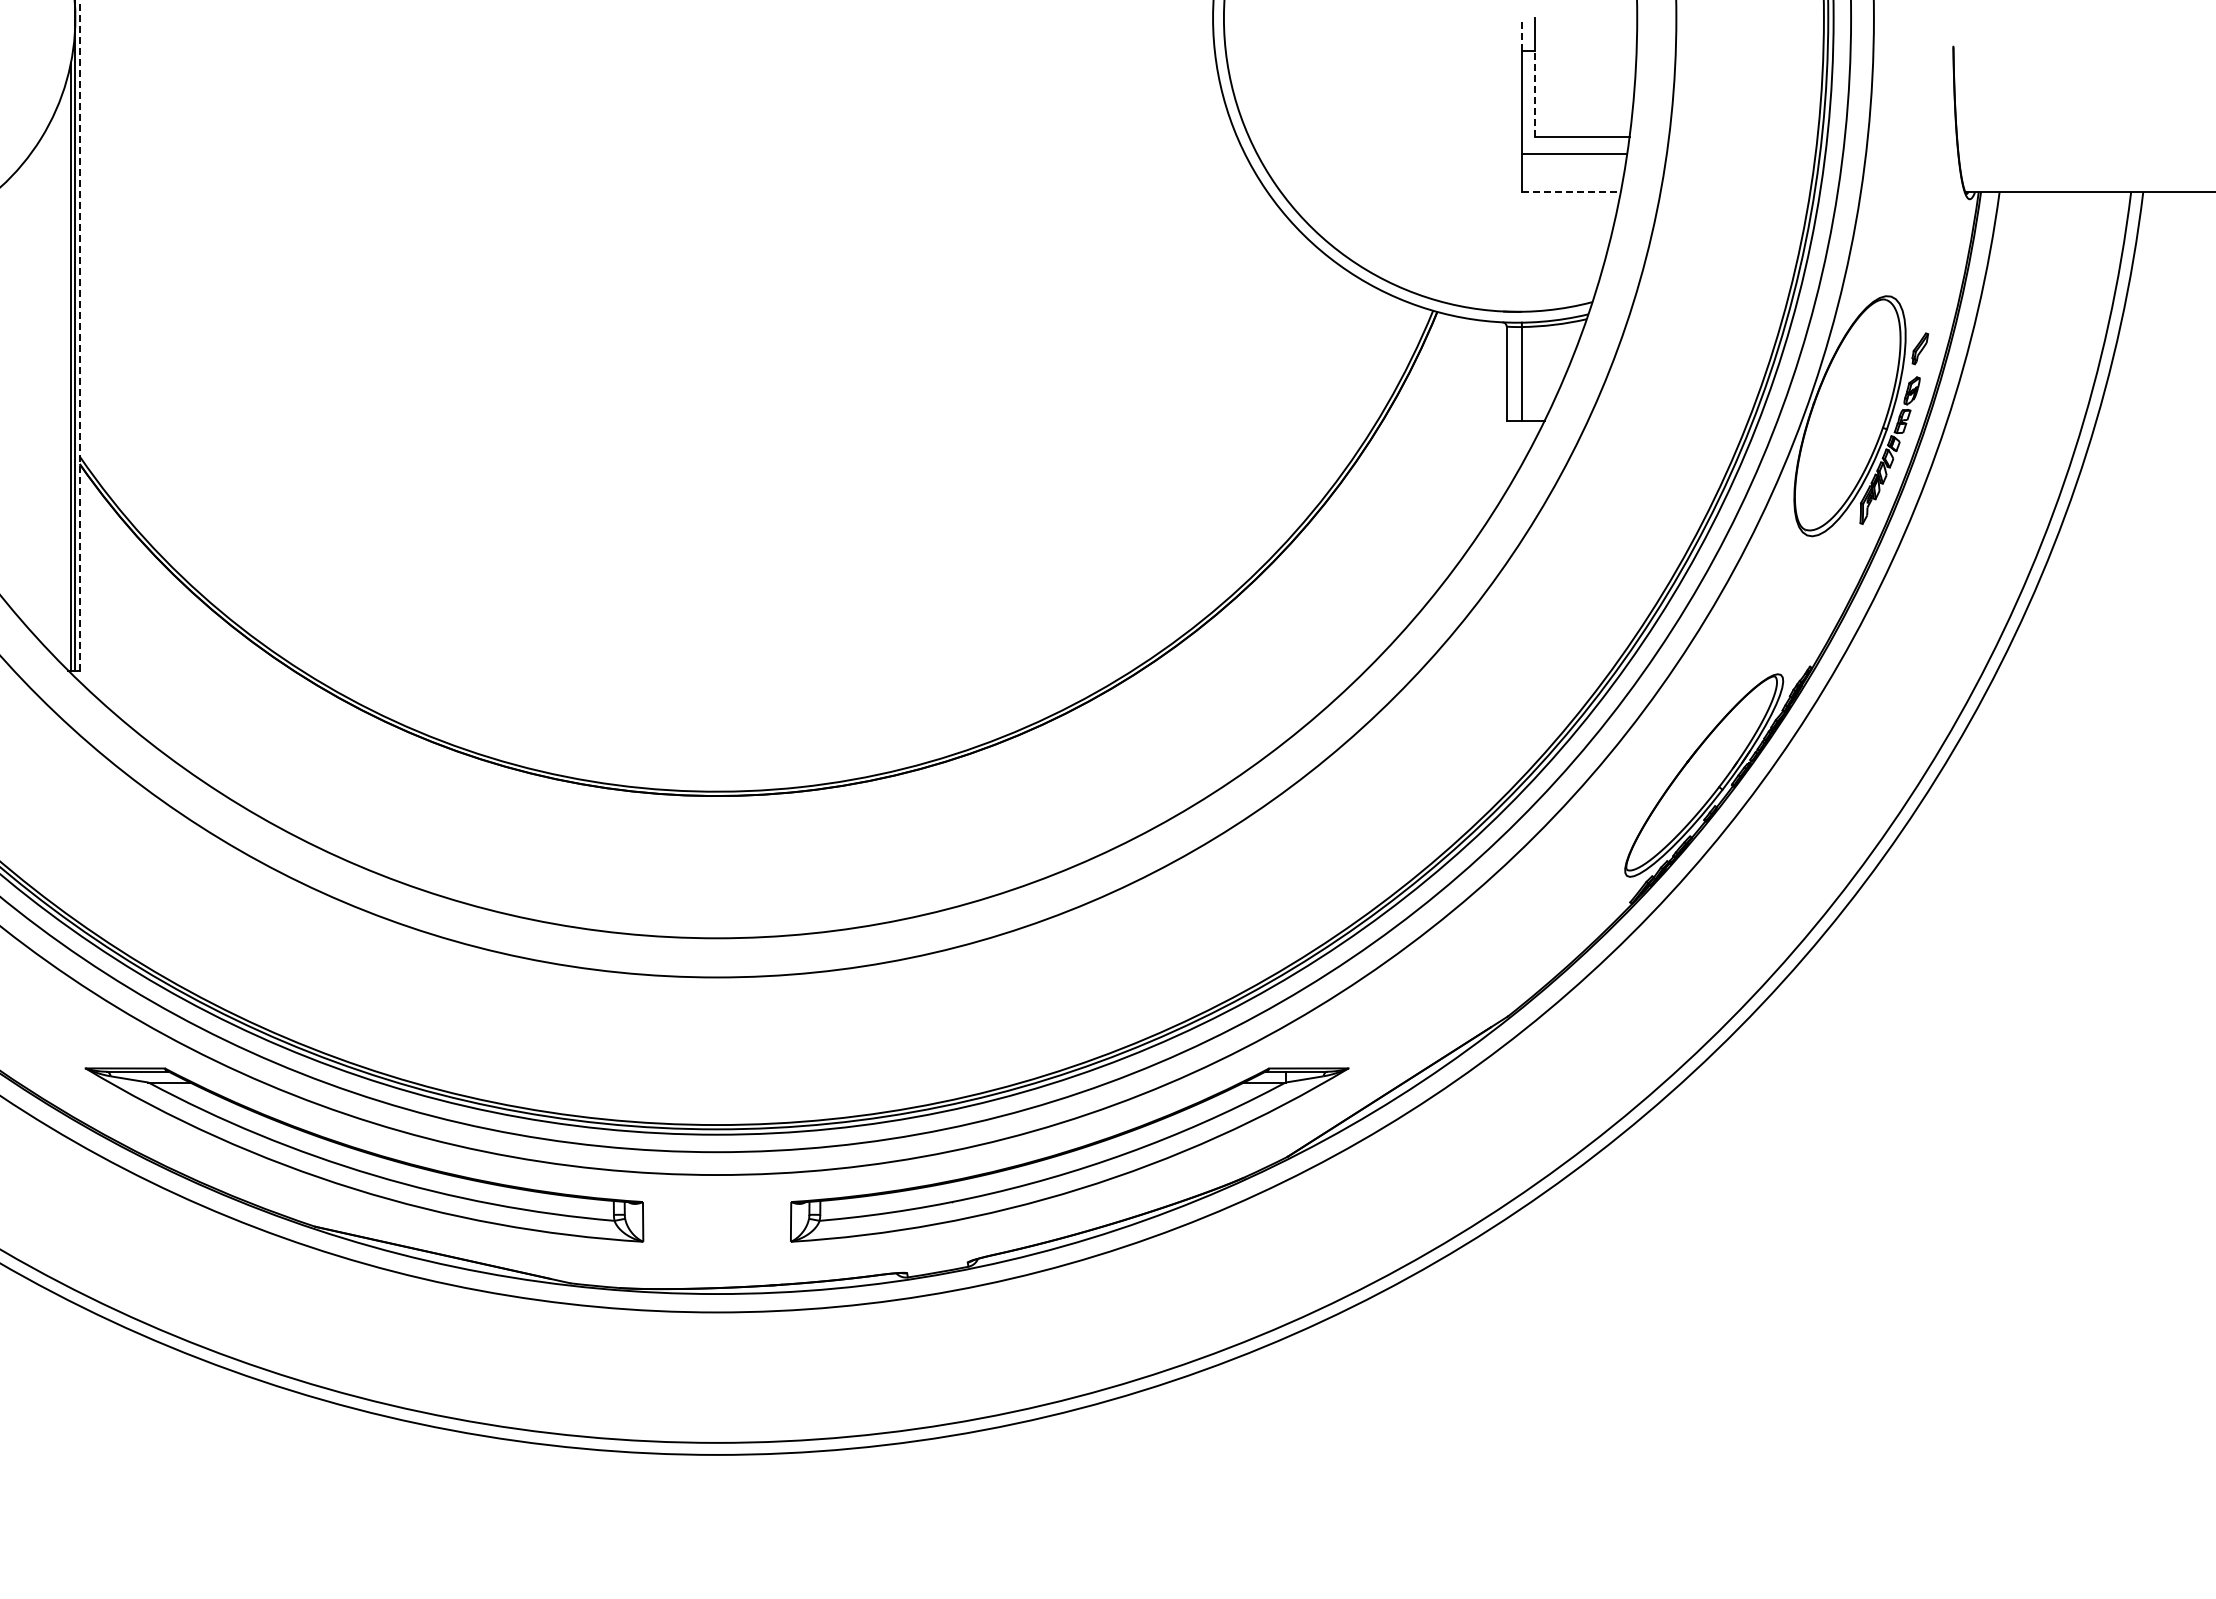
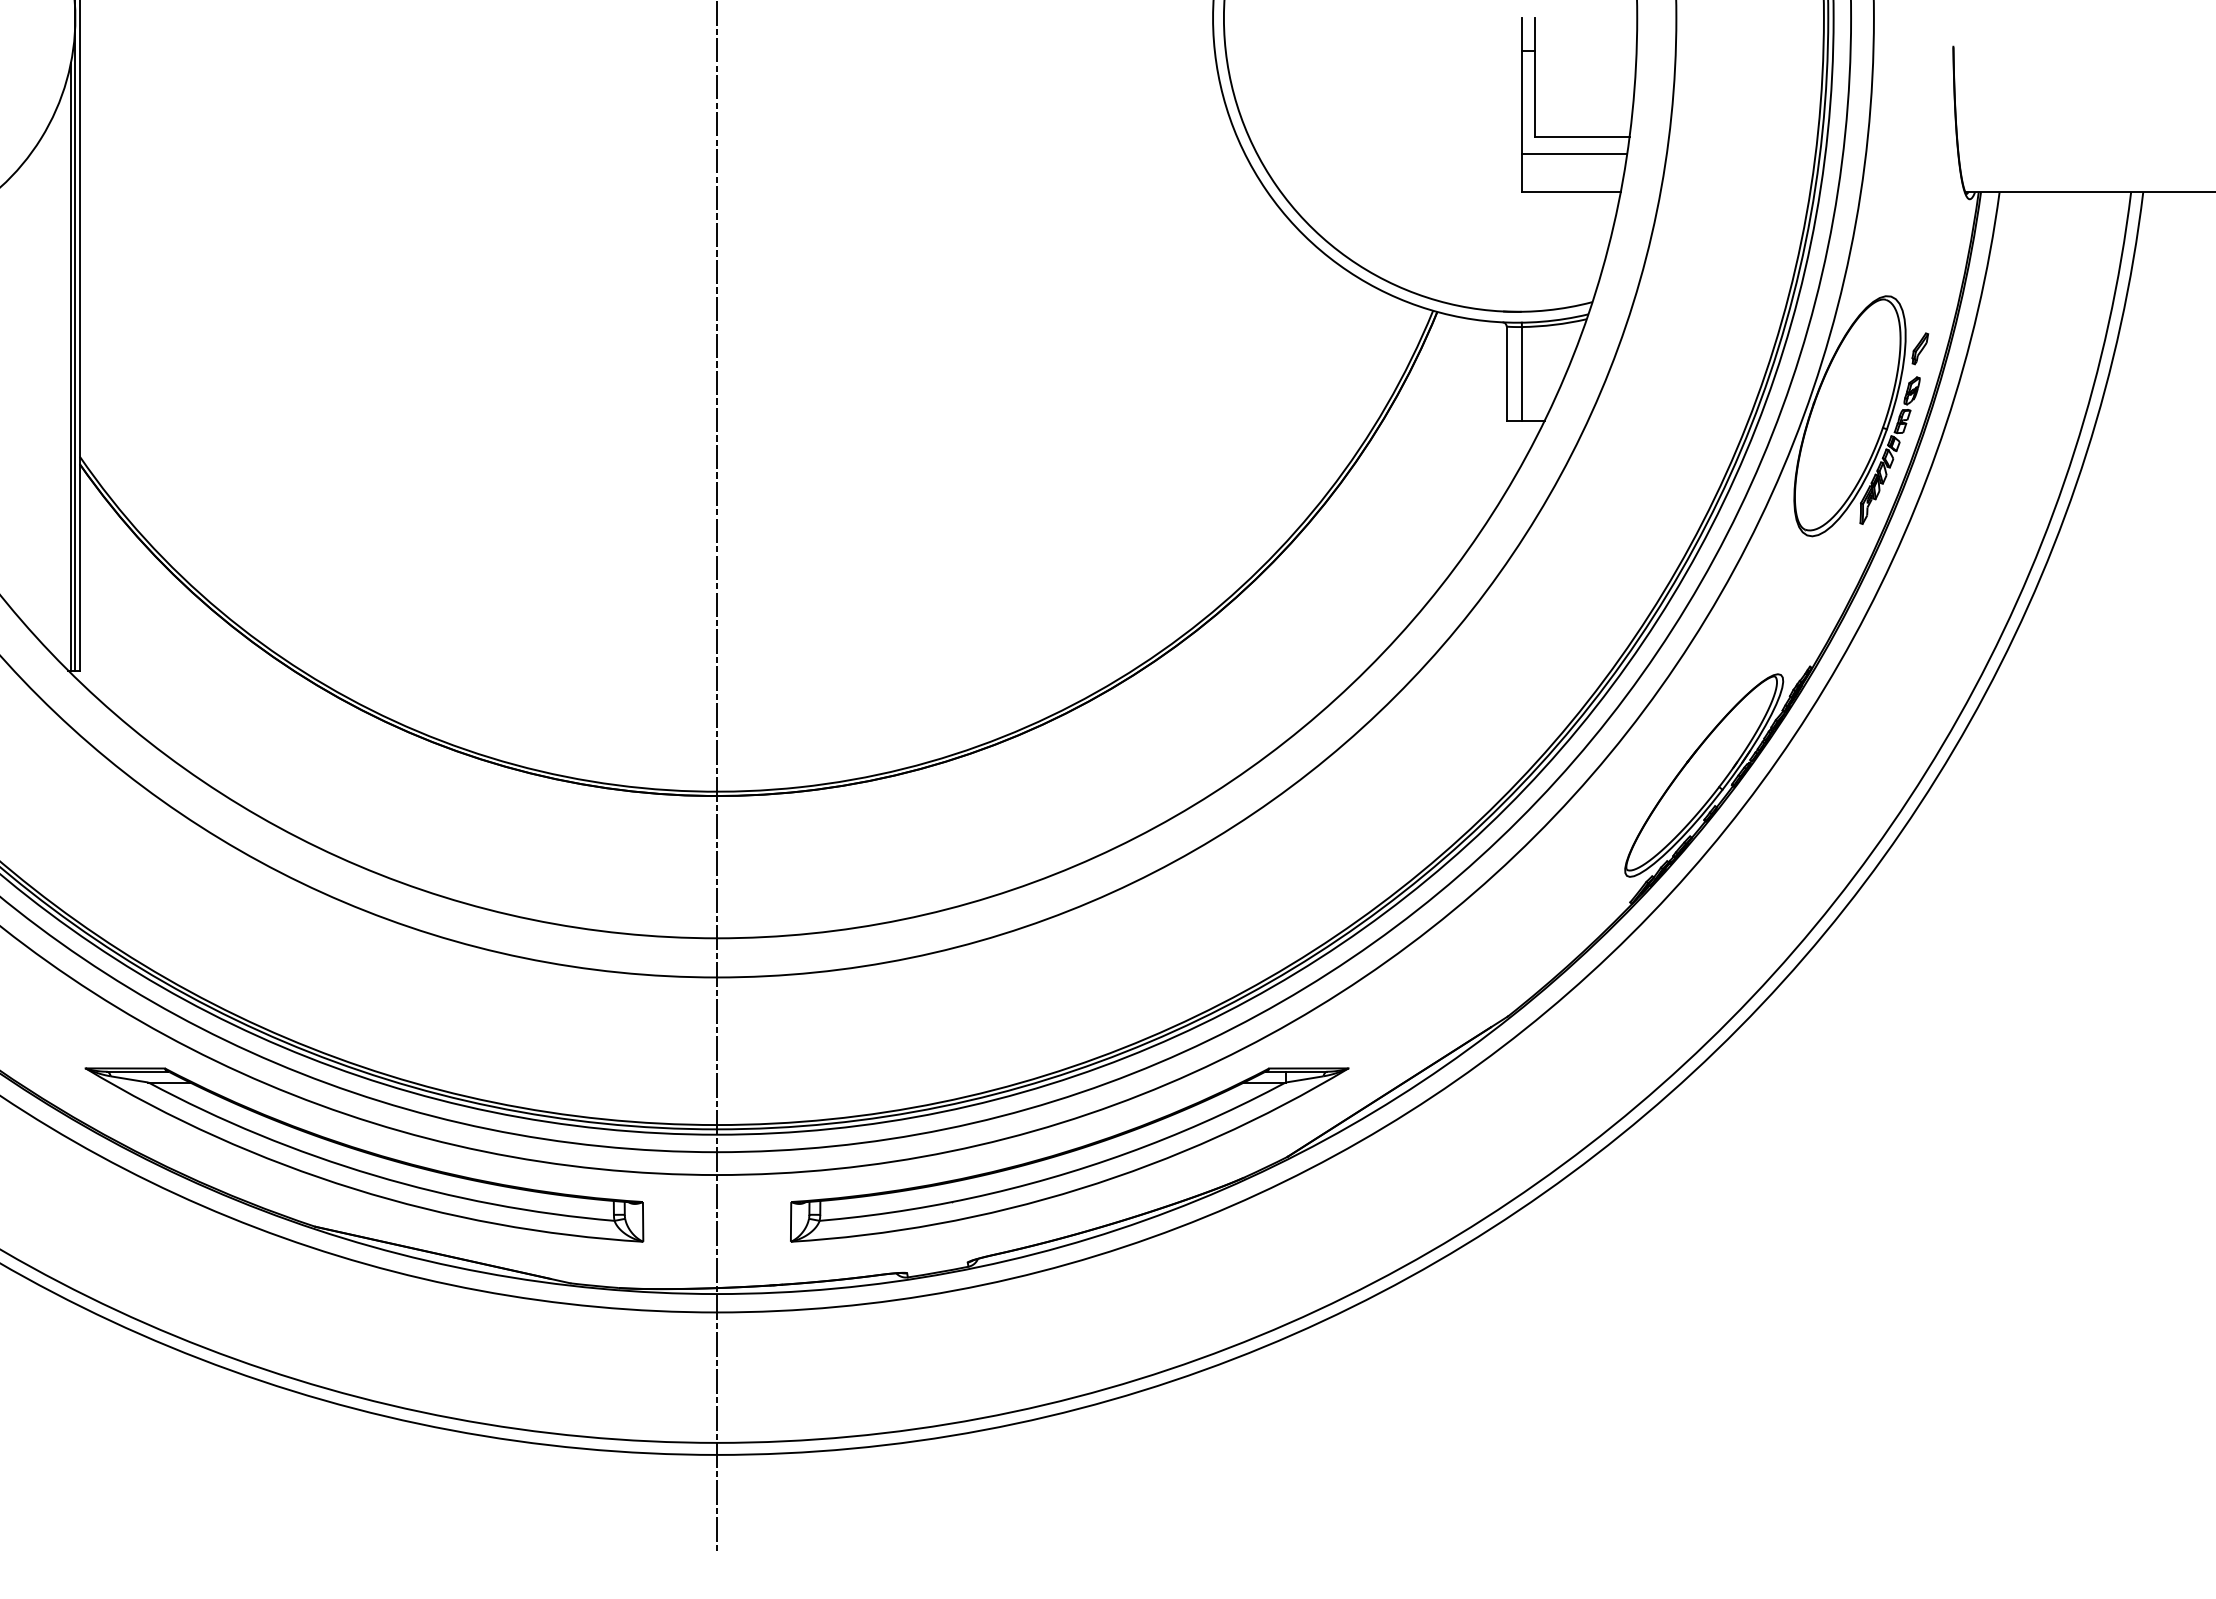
line: dashed -> solid (1521, 34)
line: dashed -> solid (1534, 93)
line: dashed -> solid (1571, 192)
line: dashed -> solid (79, 335)
line: none -> present (717, 776)
